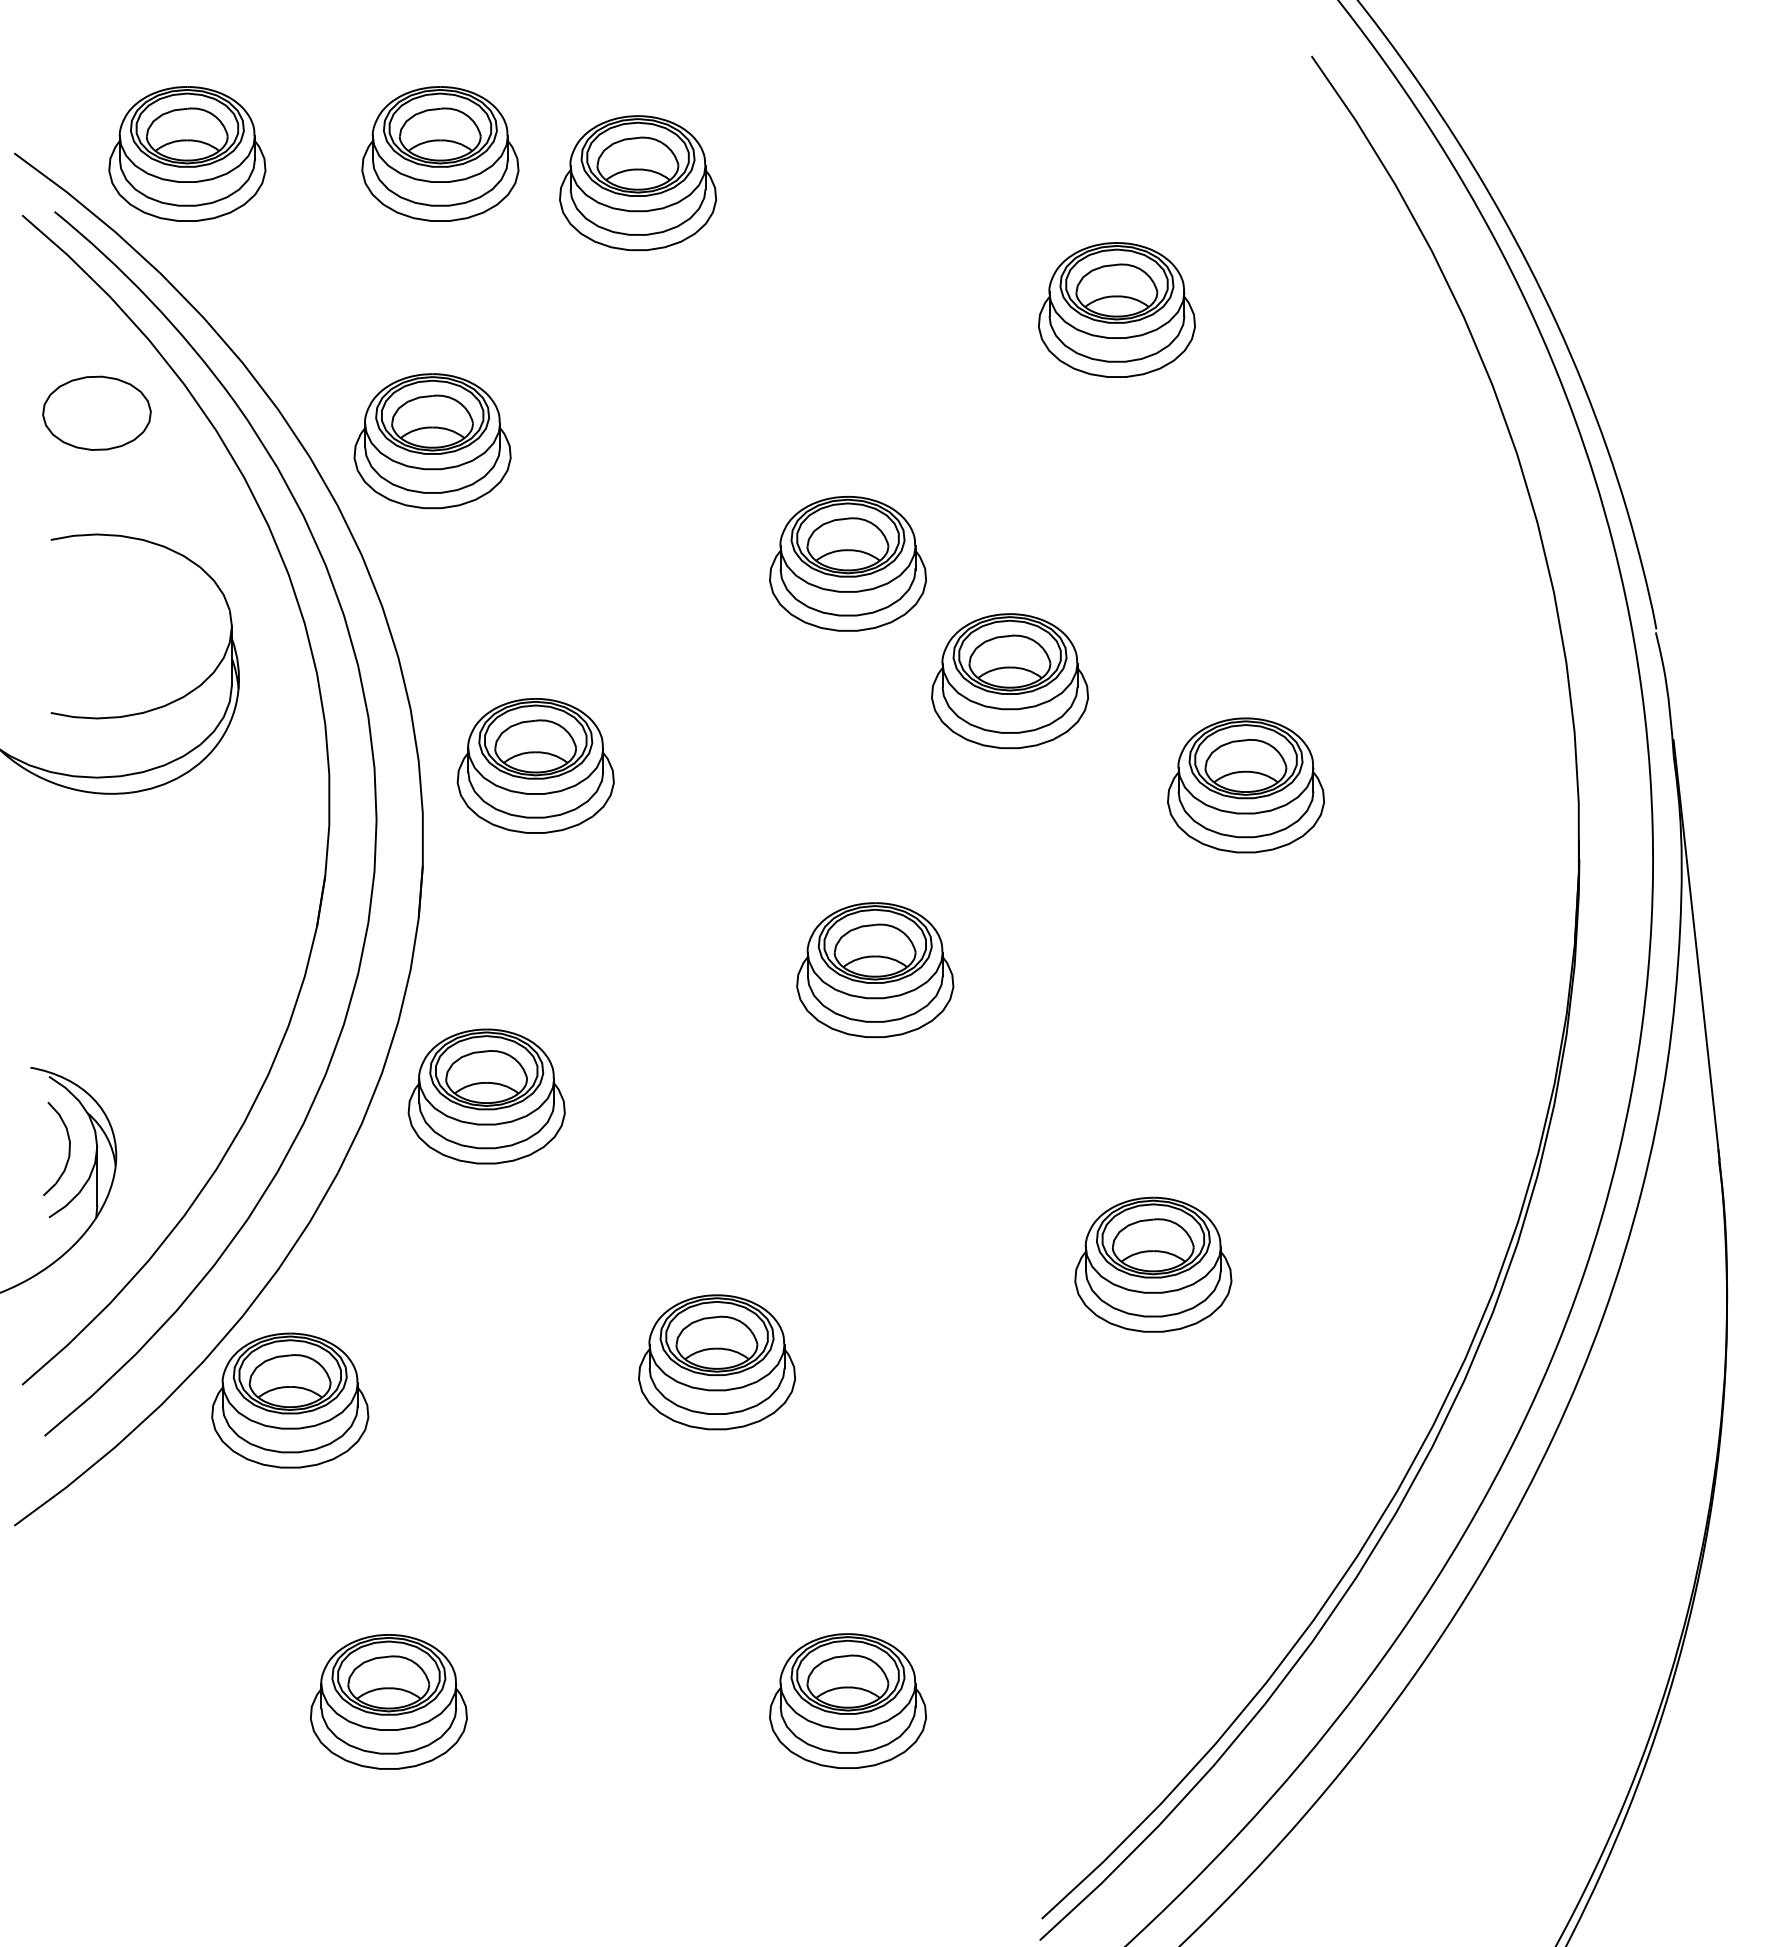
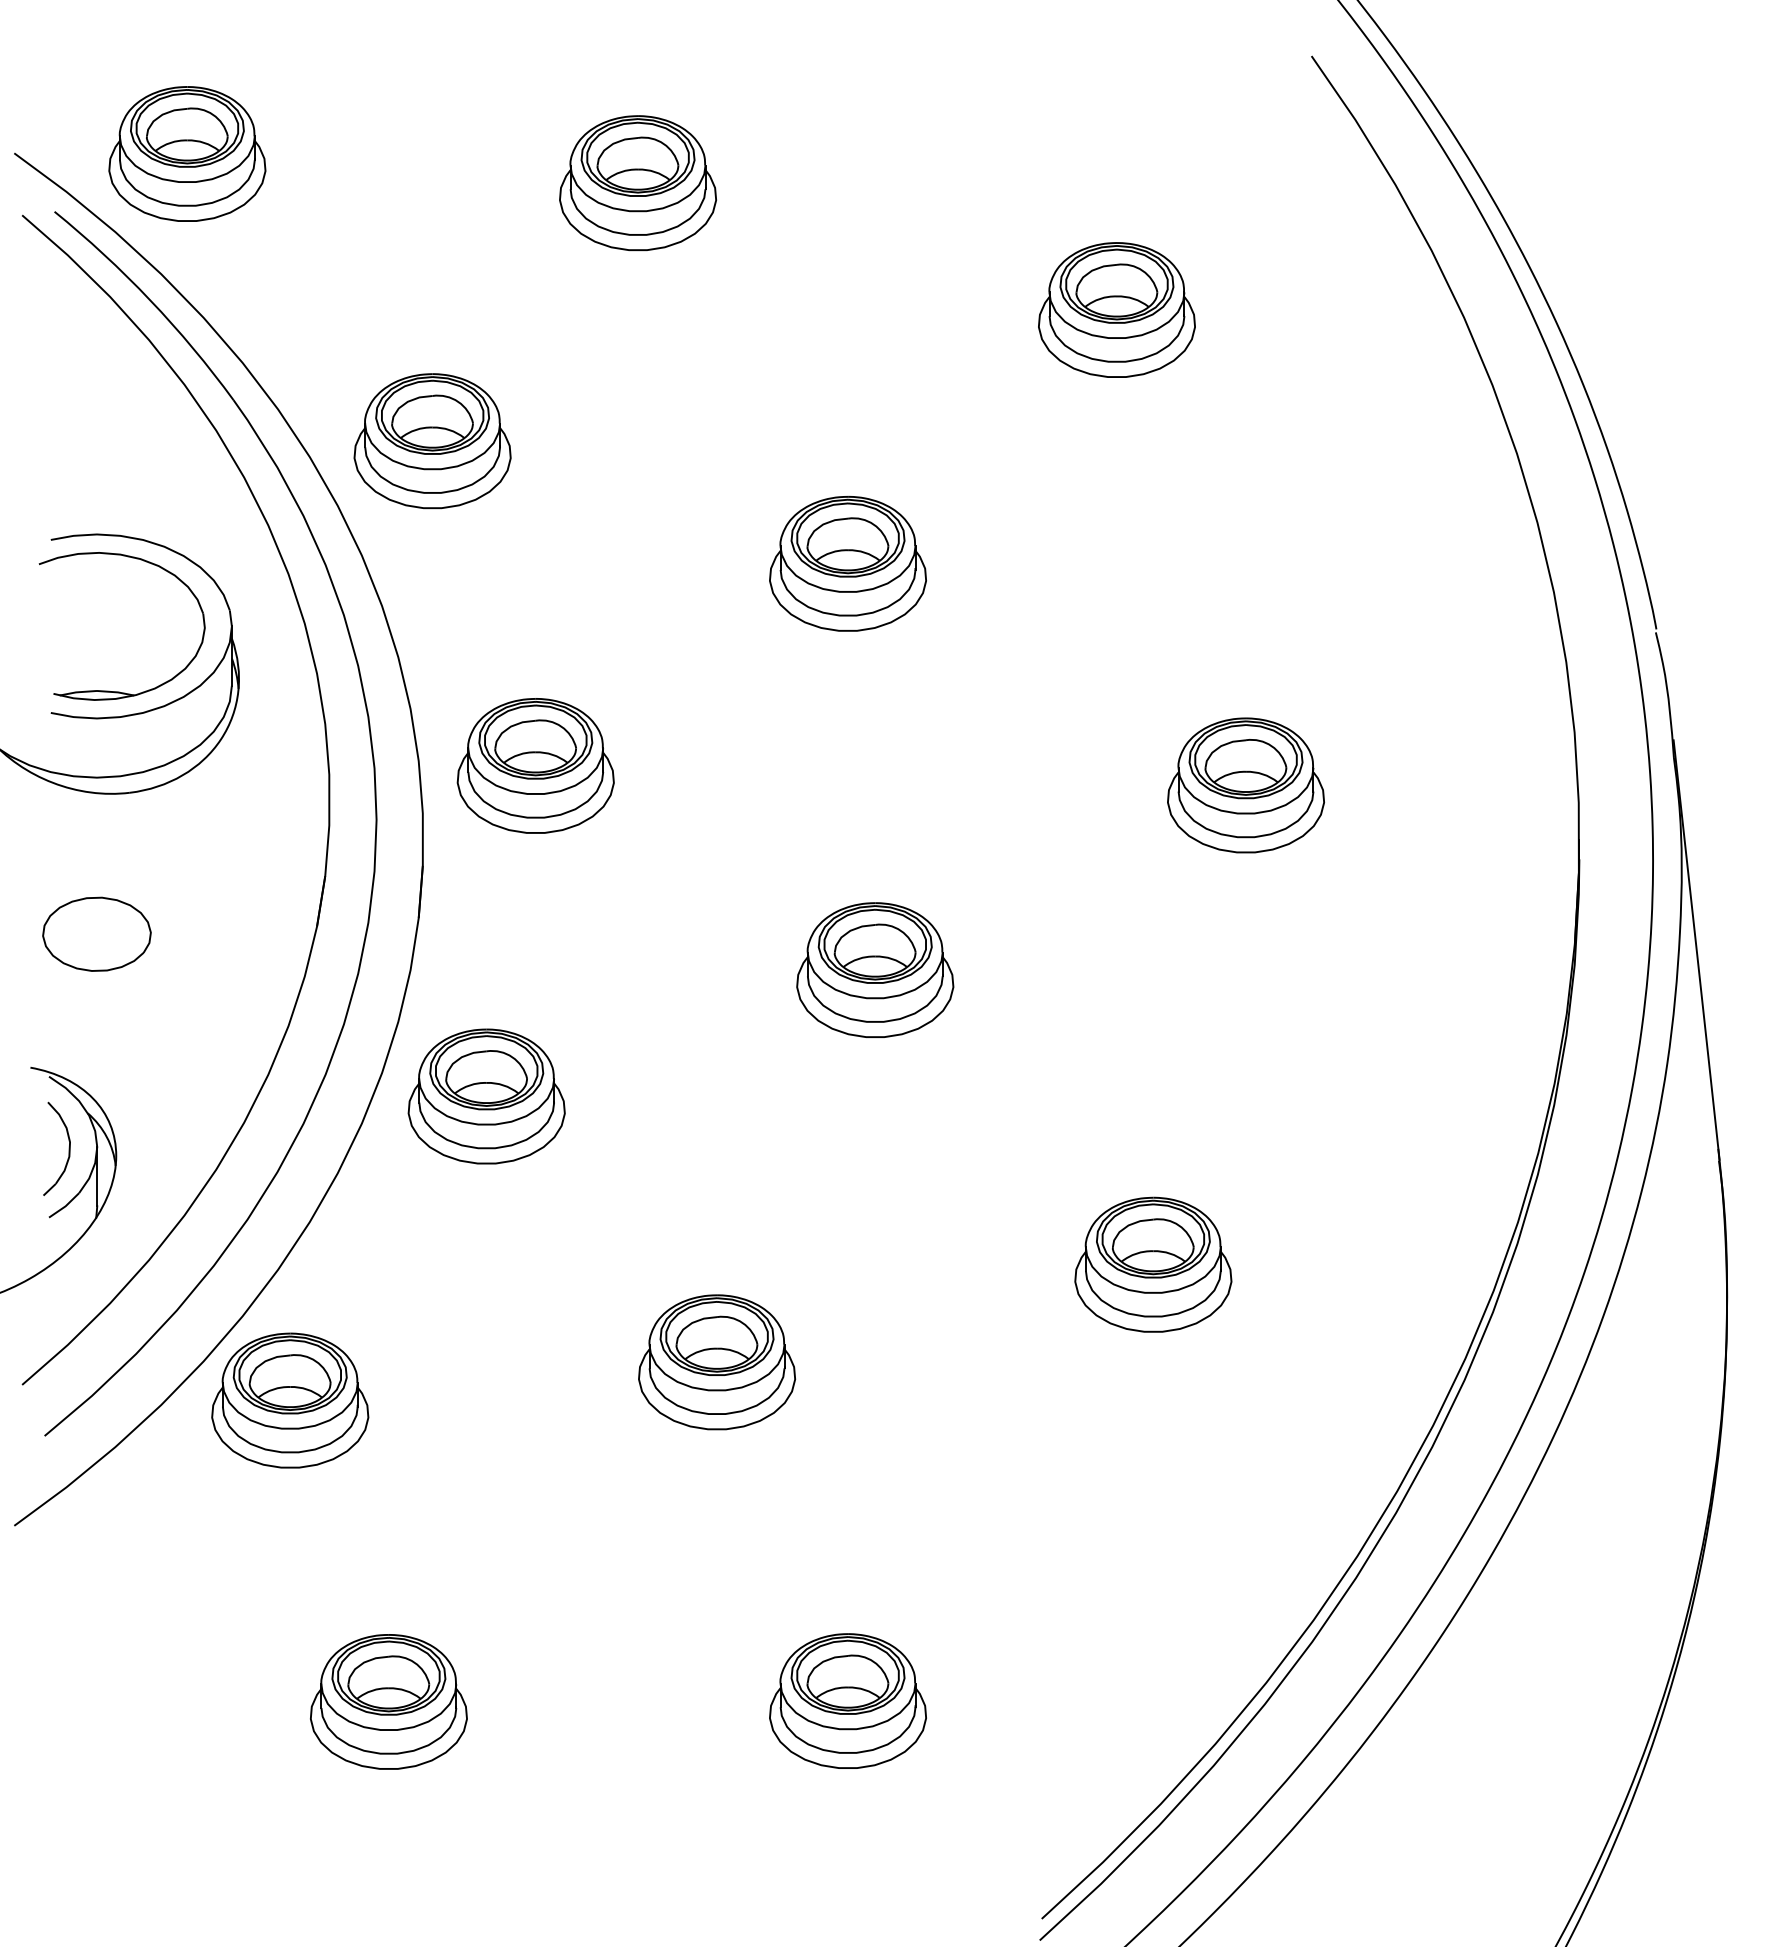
part: present -> none (440, 153)
part position: (96, 412) -> (96, 933) (96, 933)
part: present -> none (1009, 681)
part: none -> present (119, 691)
